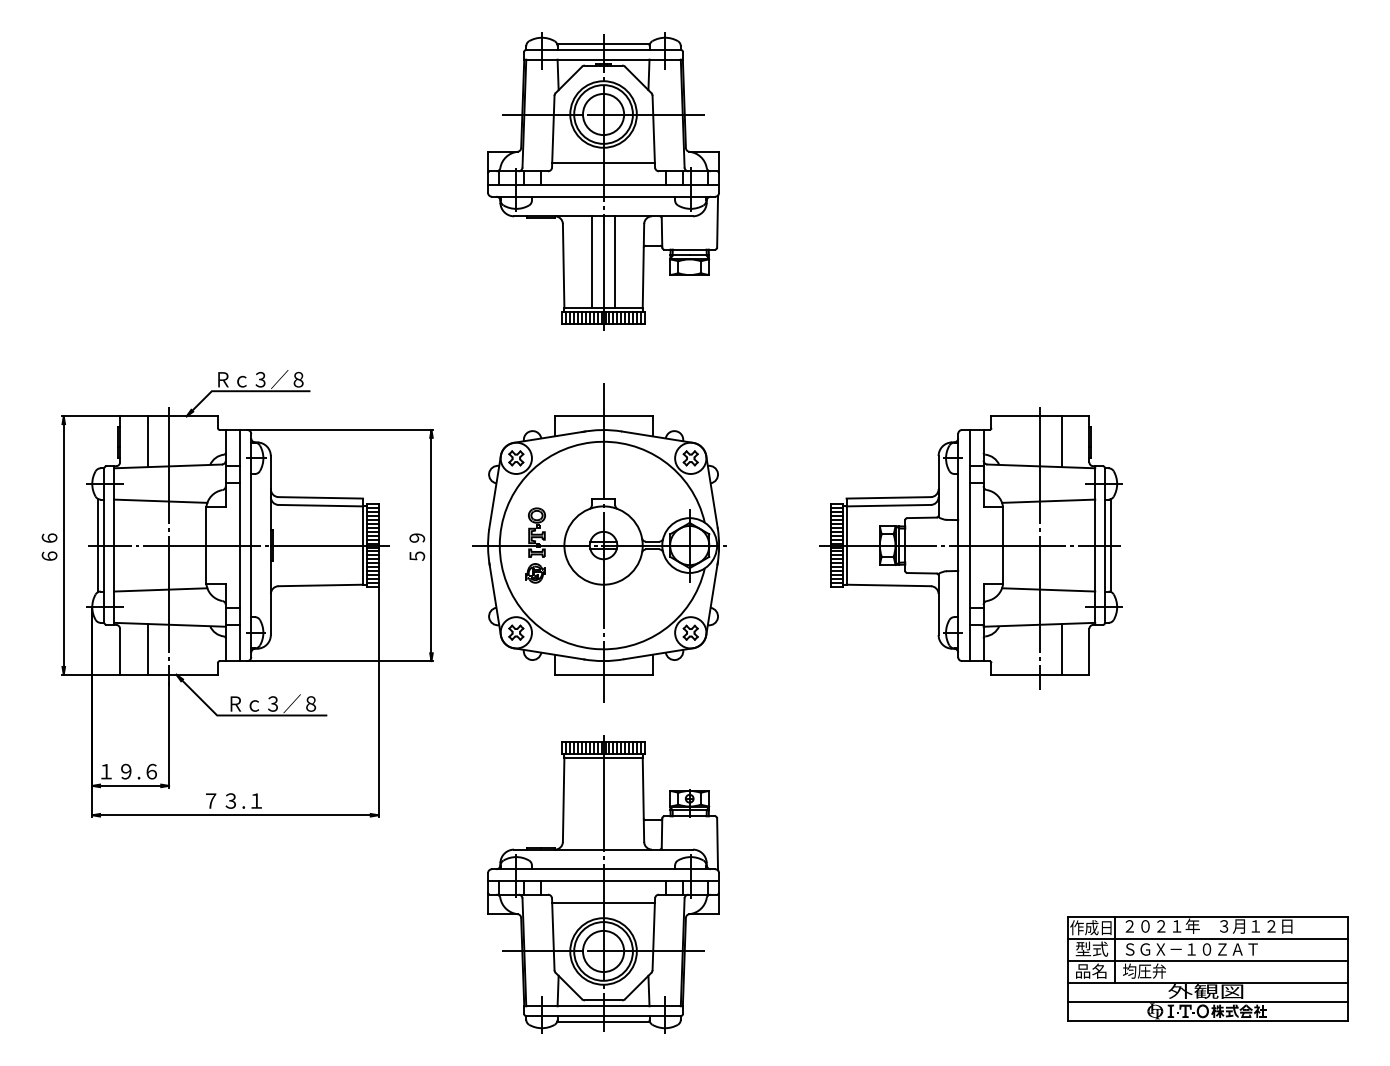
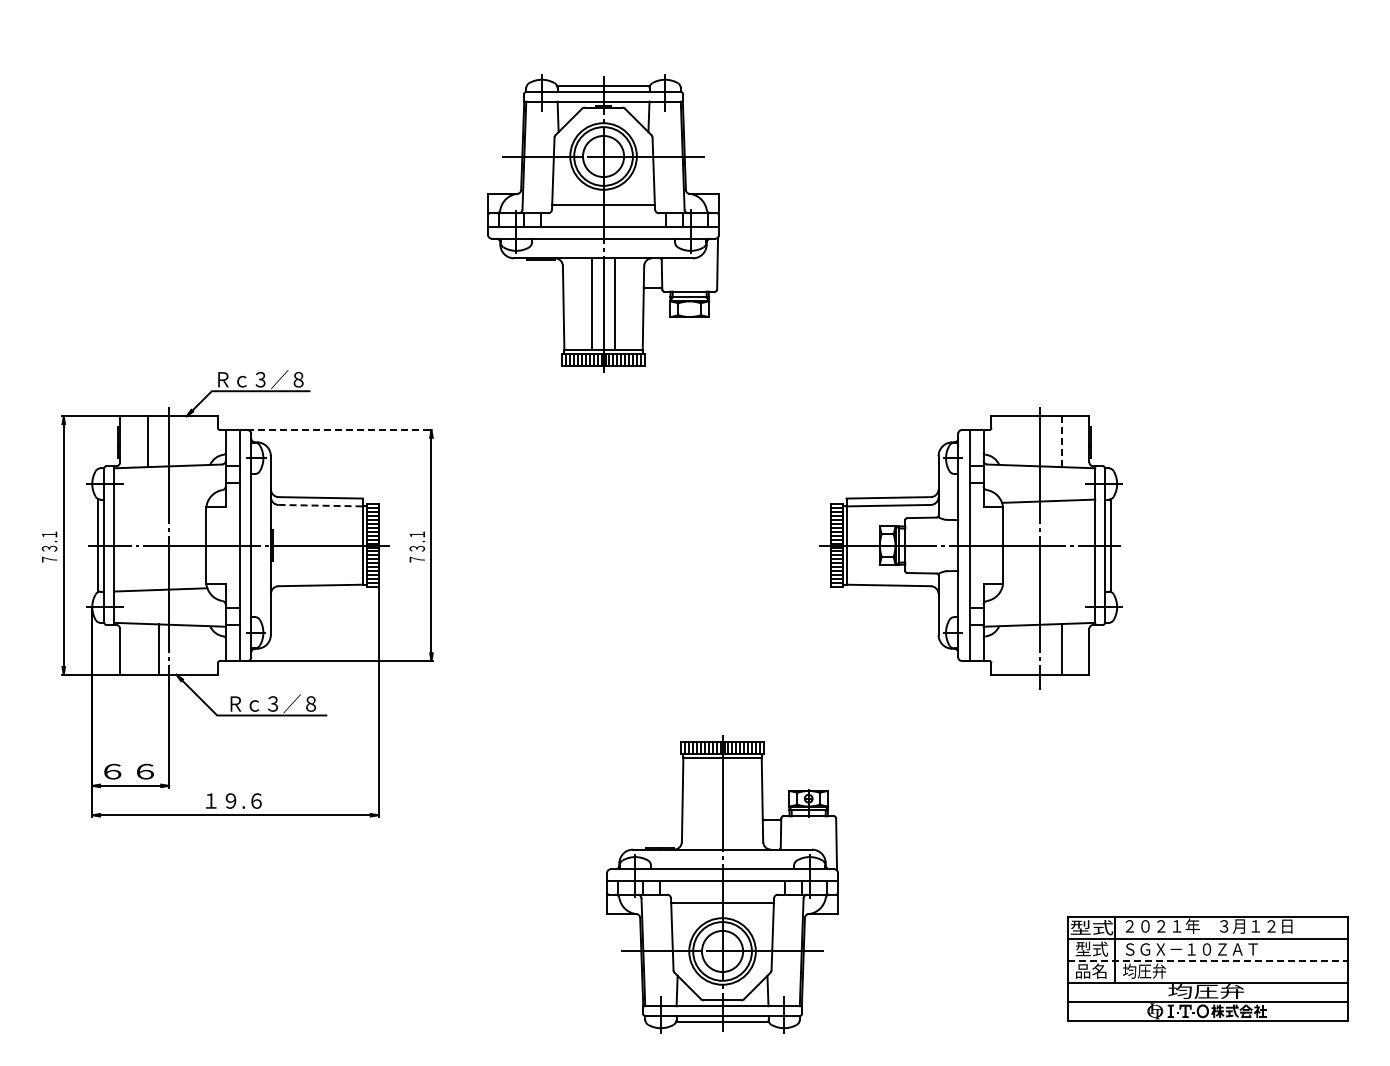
part position: (603, 181) -> (603, 223) (603, 223)
line: solid -> dashed (340, 430)
line: solid -> dashed (1061, 442)
line: present -> none (160, 500)
line: solid -> dashed (321, 505)
part: present -> none (599, 542)
text: ６６ -> ７３.１ (49, 546)
text: ５９ -> ７３.１ (417, 546)
line: present -> none (1048, 589)
line position: (147, 649) -> (158, 649) (158, 649)
text: １９.６ -> ６６ (128, 771)
text: ７３.１ -> １９.６ (233, 800)
part position: (603, 884) -> (722, 884) (722, 884)
text: 作成日 -> 型式 (1091, 927)
line: solid -> dashed (1208, 960)
text: 外観図 -> 均圧弁 (1205, 991)
